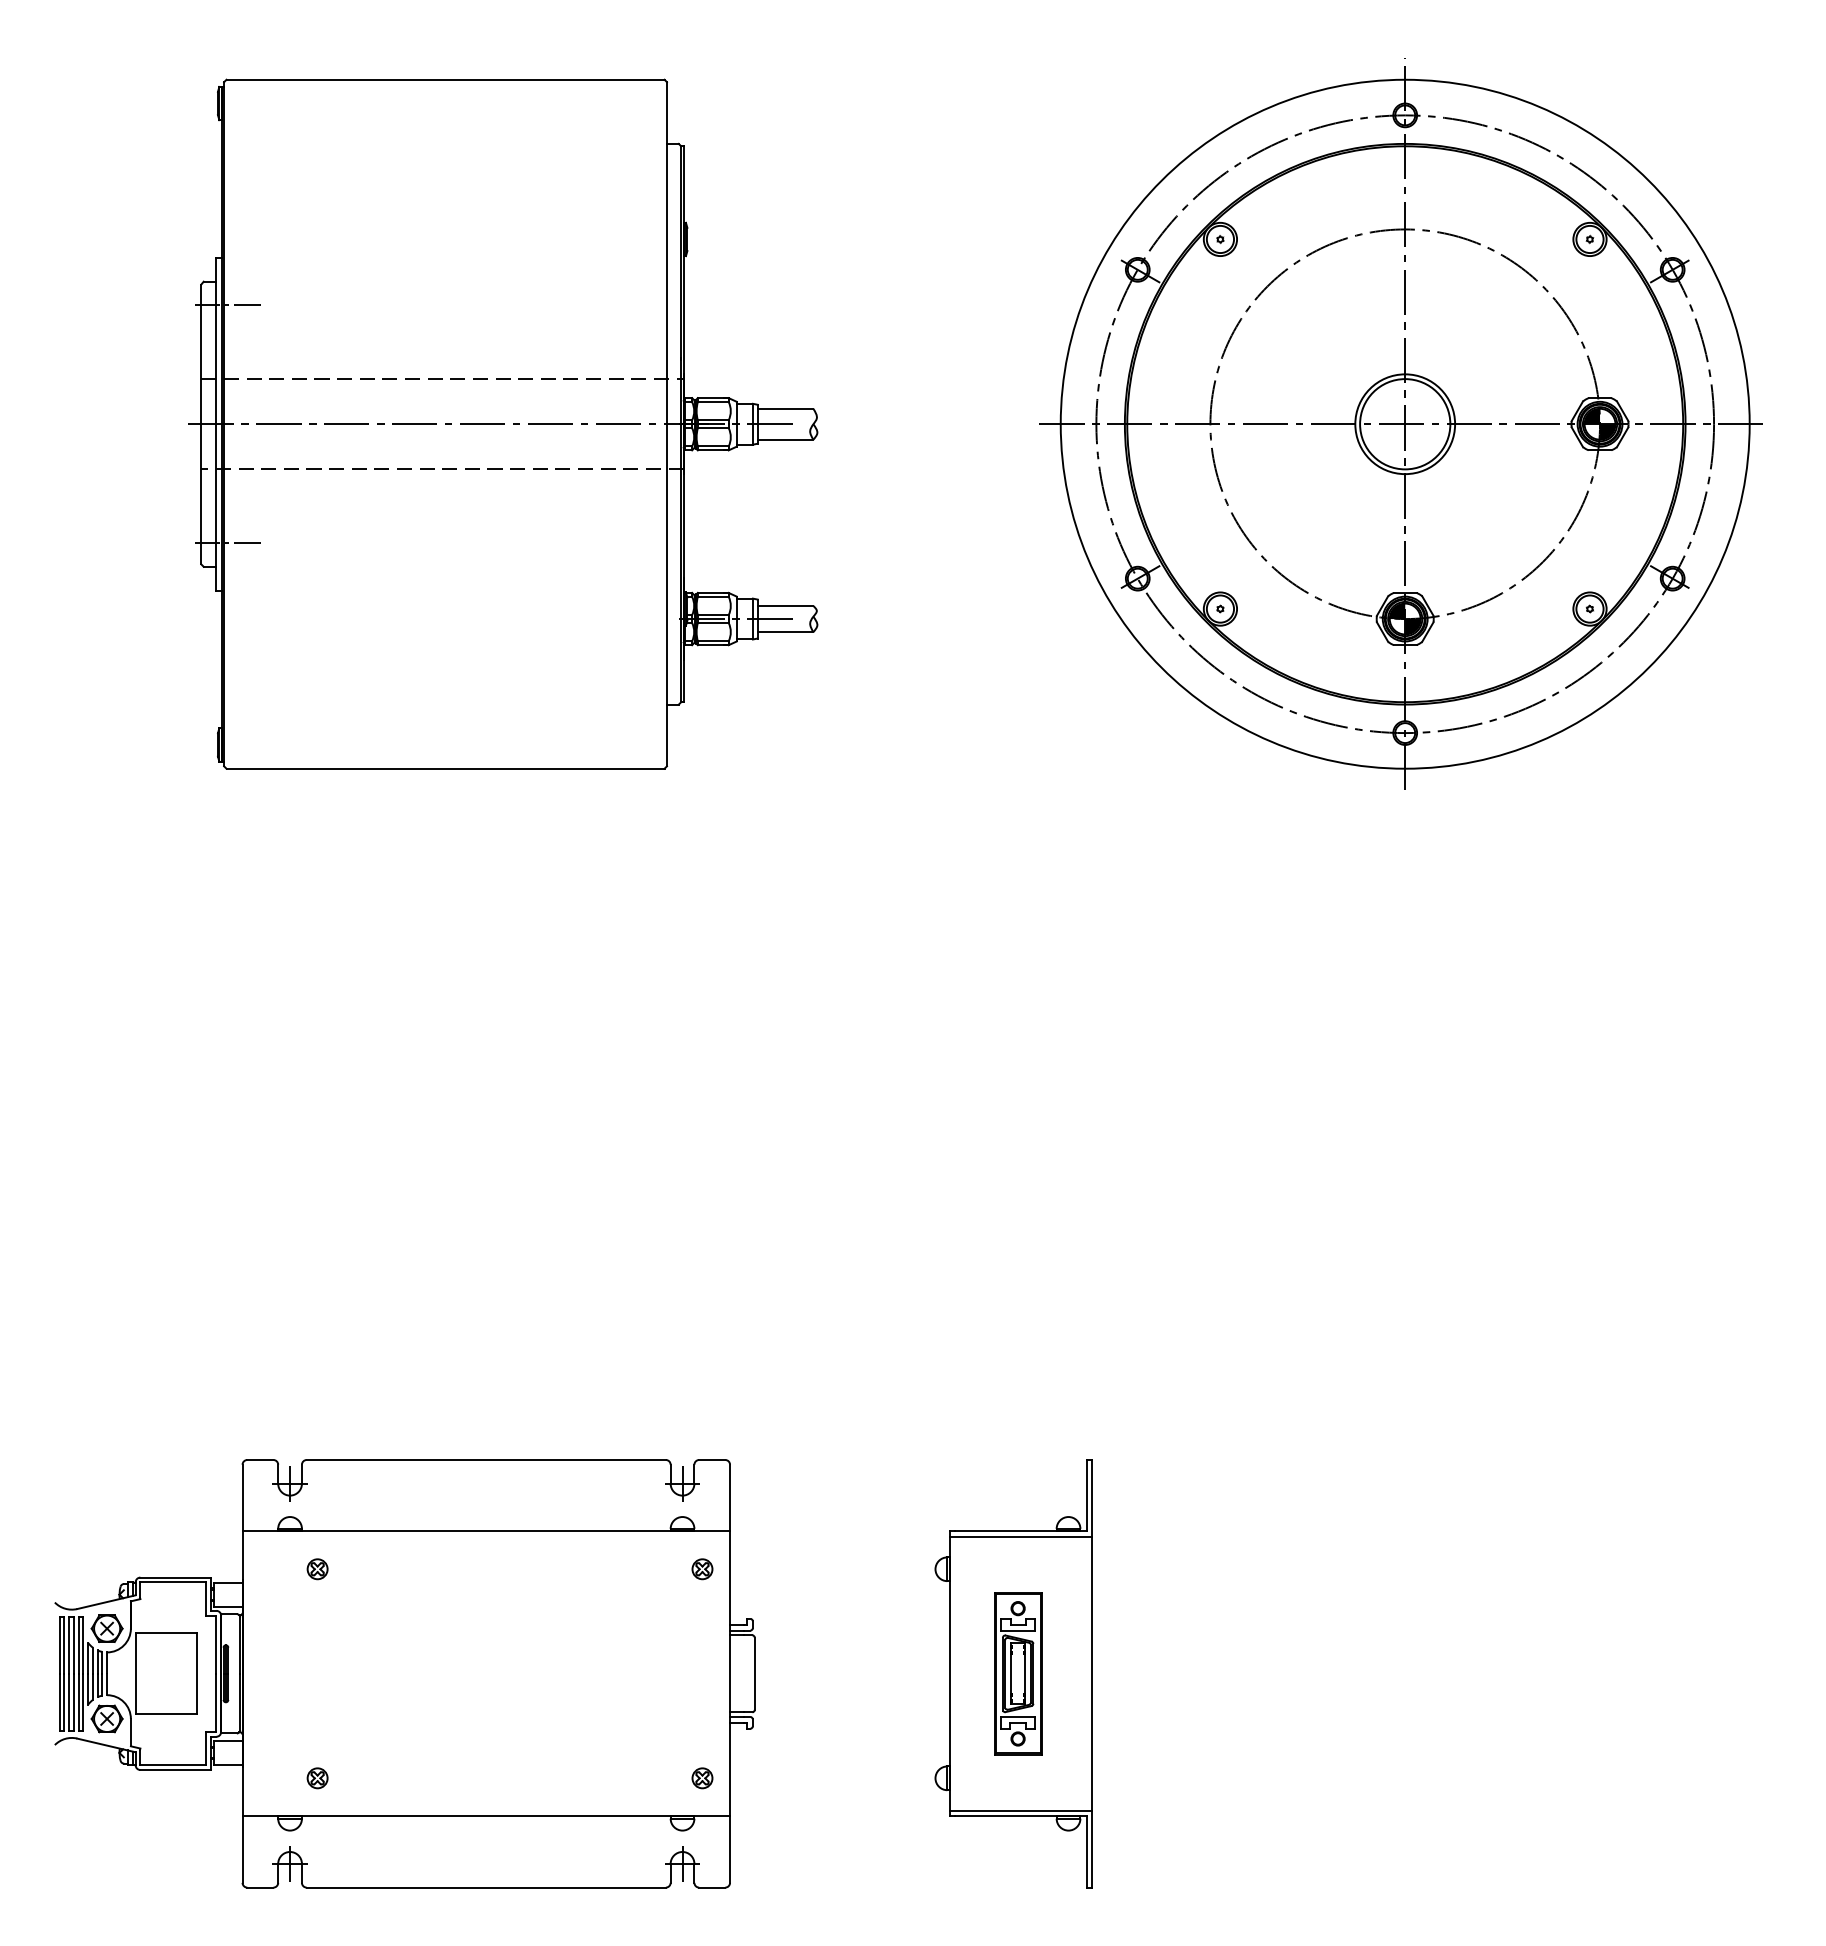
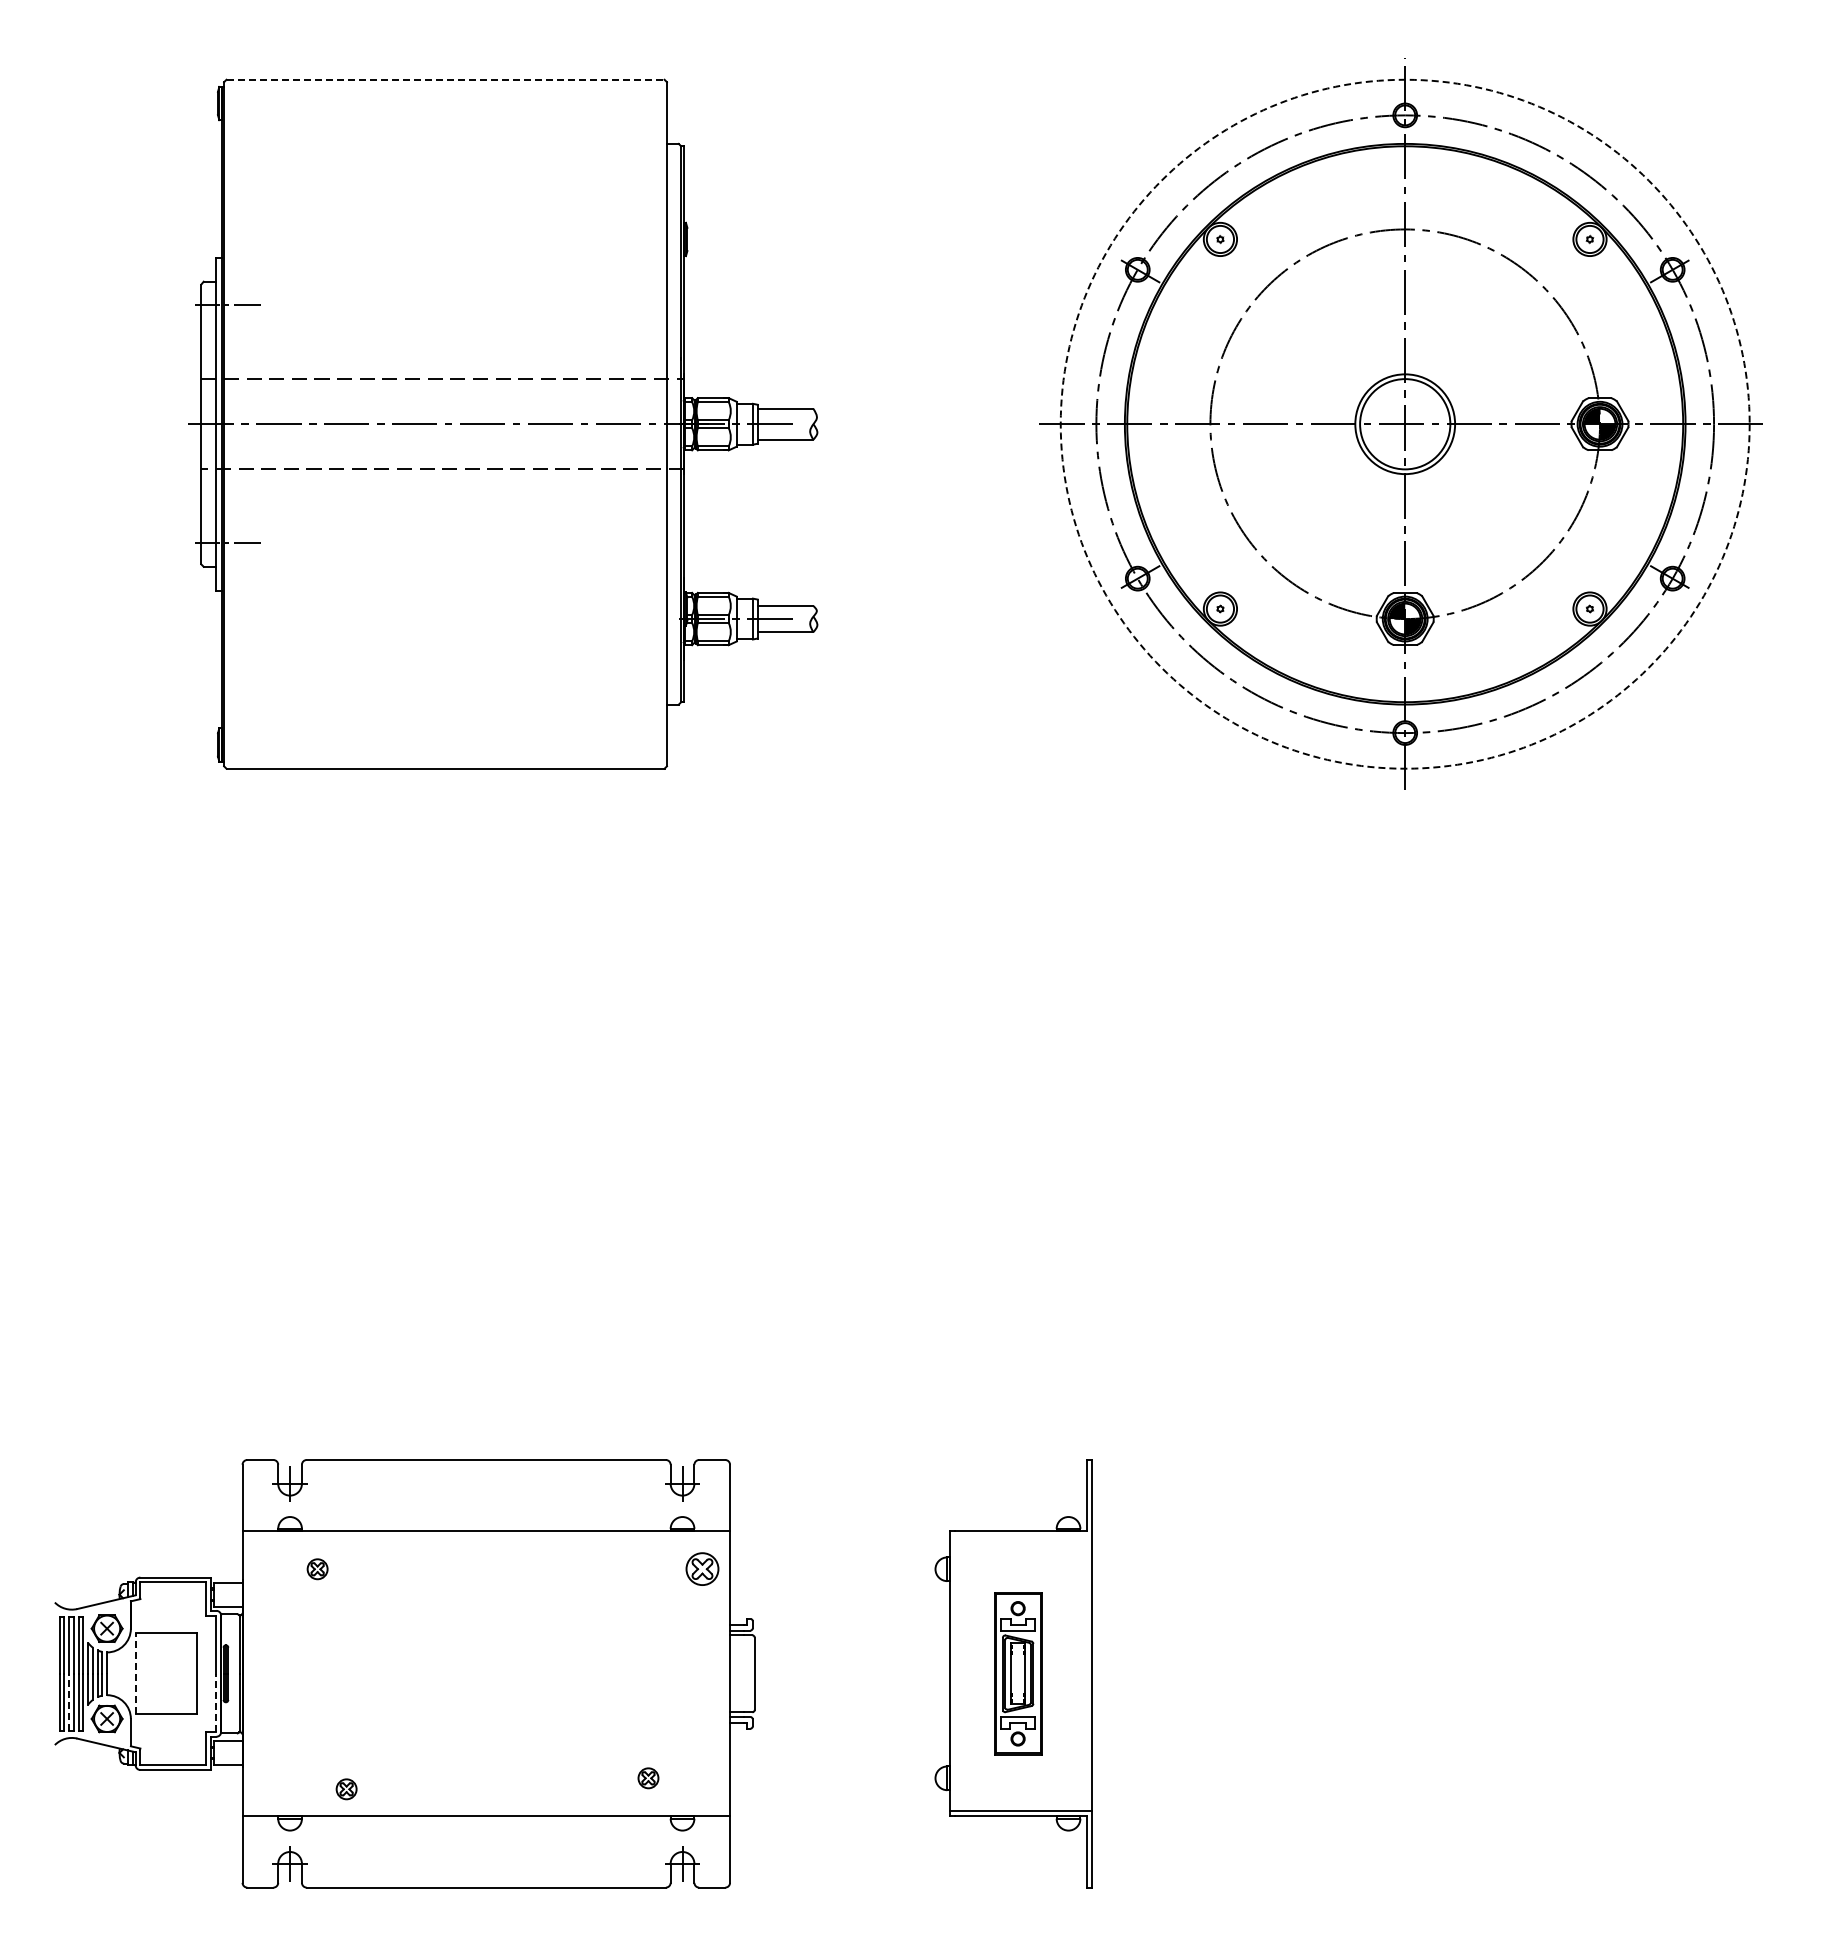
line: solid -> dashed (446, 79)
circle: solid -> dashed (1404, 423)
line: present -> none (1020, 1536)
part size: 23x23 px -> 35x34 px (702, 1568)
line: solid -> dashed (135, 1673)
line: solid -> dashed (69, 1702)
line: solid -> dashed (216, 1702)
part position: (317, 1778) -> (346, 1789) (346, 1789)
part position: (702, 1778) -> (648, 1778) (648, 1778)
